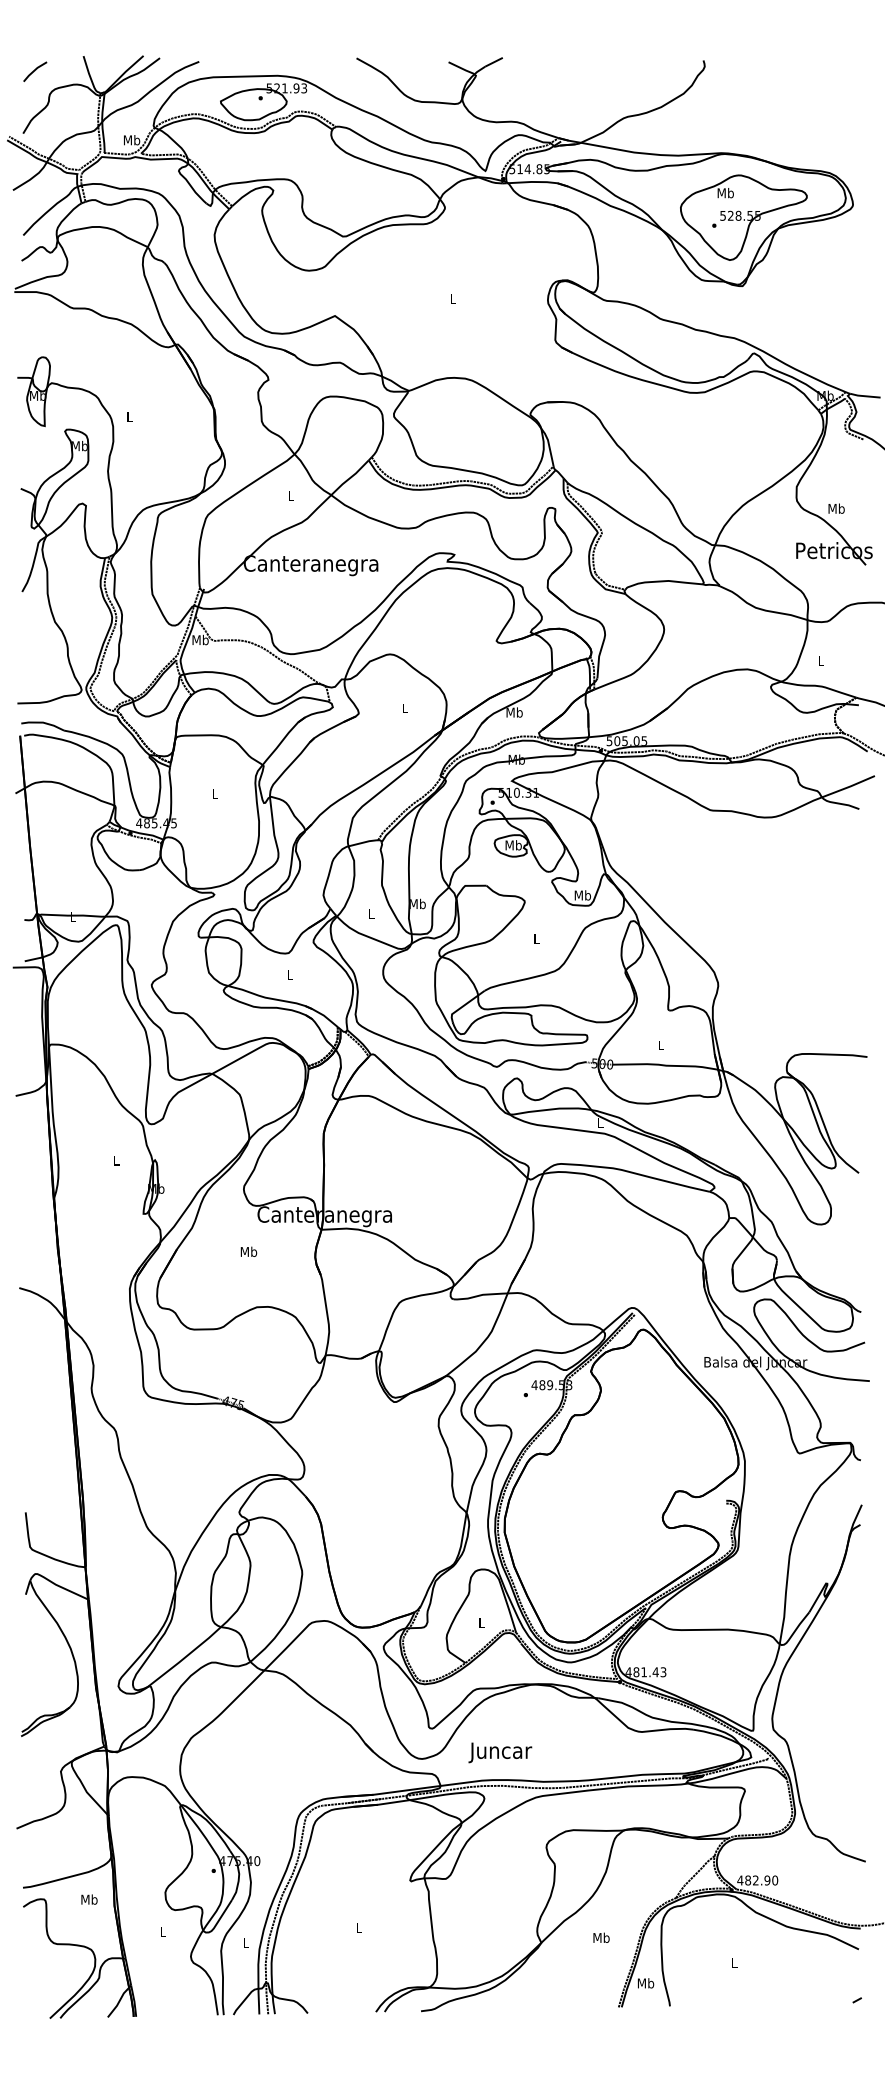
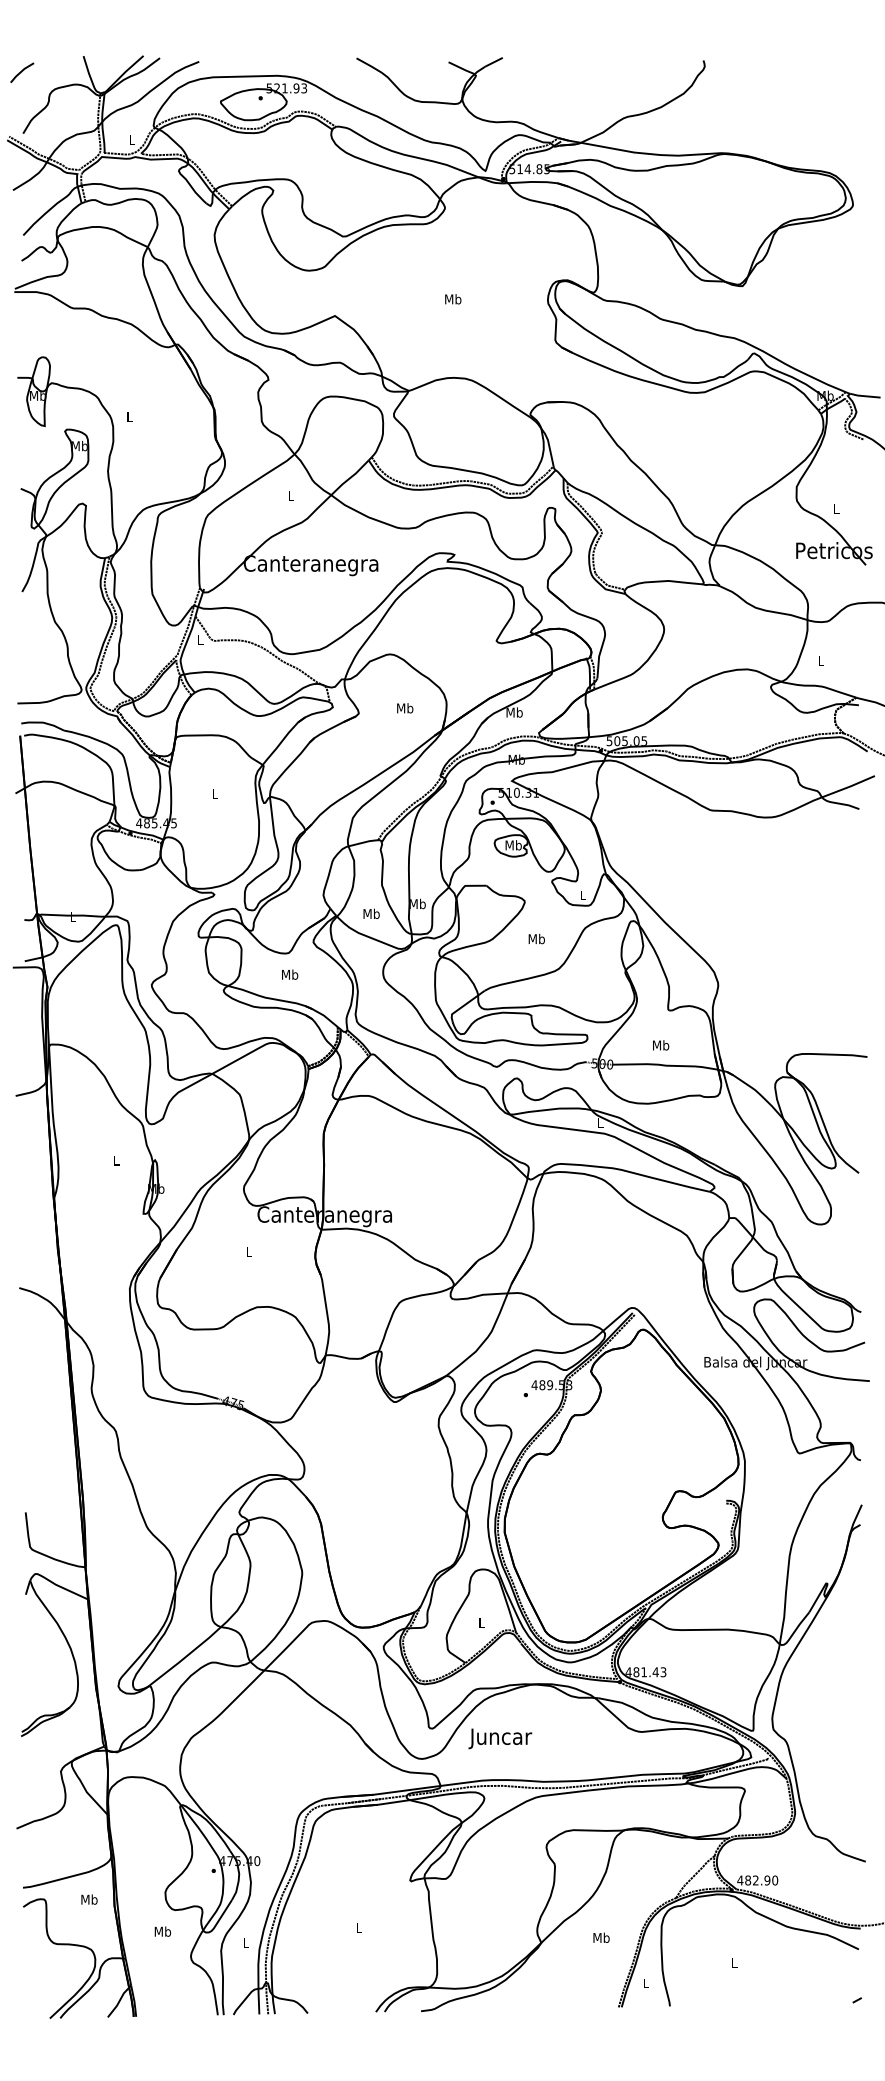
line position: (35, 70) -> (22, 71) (22, 71)
text: Mb -> L (132, 140)
part: present -> none (743, 217)
text: L -> Mb (453, 299)
text: Mb -> L (836, 508)
text: Mb -> L (200, 639)
text: L -> Mb (405, 708)
text: Mb -> L (582, 895)
text: L -> Mb (371, 913)
text: L -> Mb (536, 938)
text: L -> Mb (290, 974)
text: L -> Mb (661, 1045)
text: Mb -> L (248, 1251)
text position: (500, 1752) -> (500, 1738) (500, 1738)
text: L -> Mb (162, 1931)
text: Mb -> L (645, 1983)
